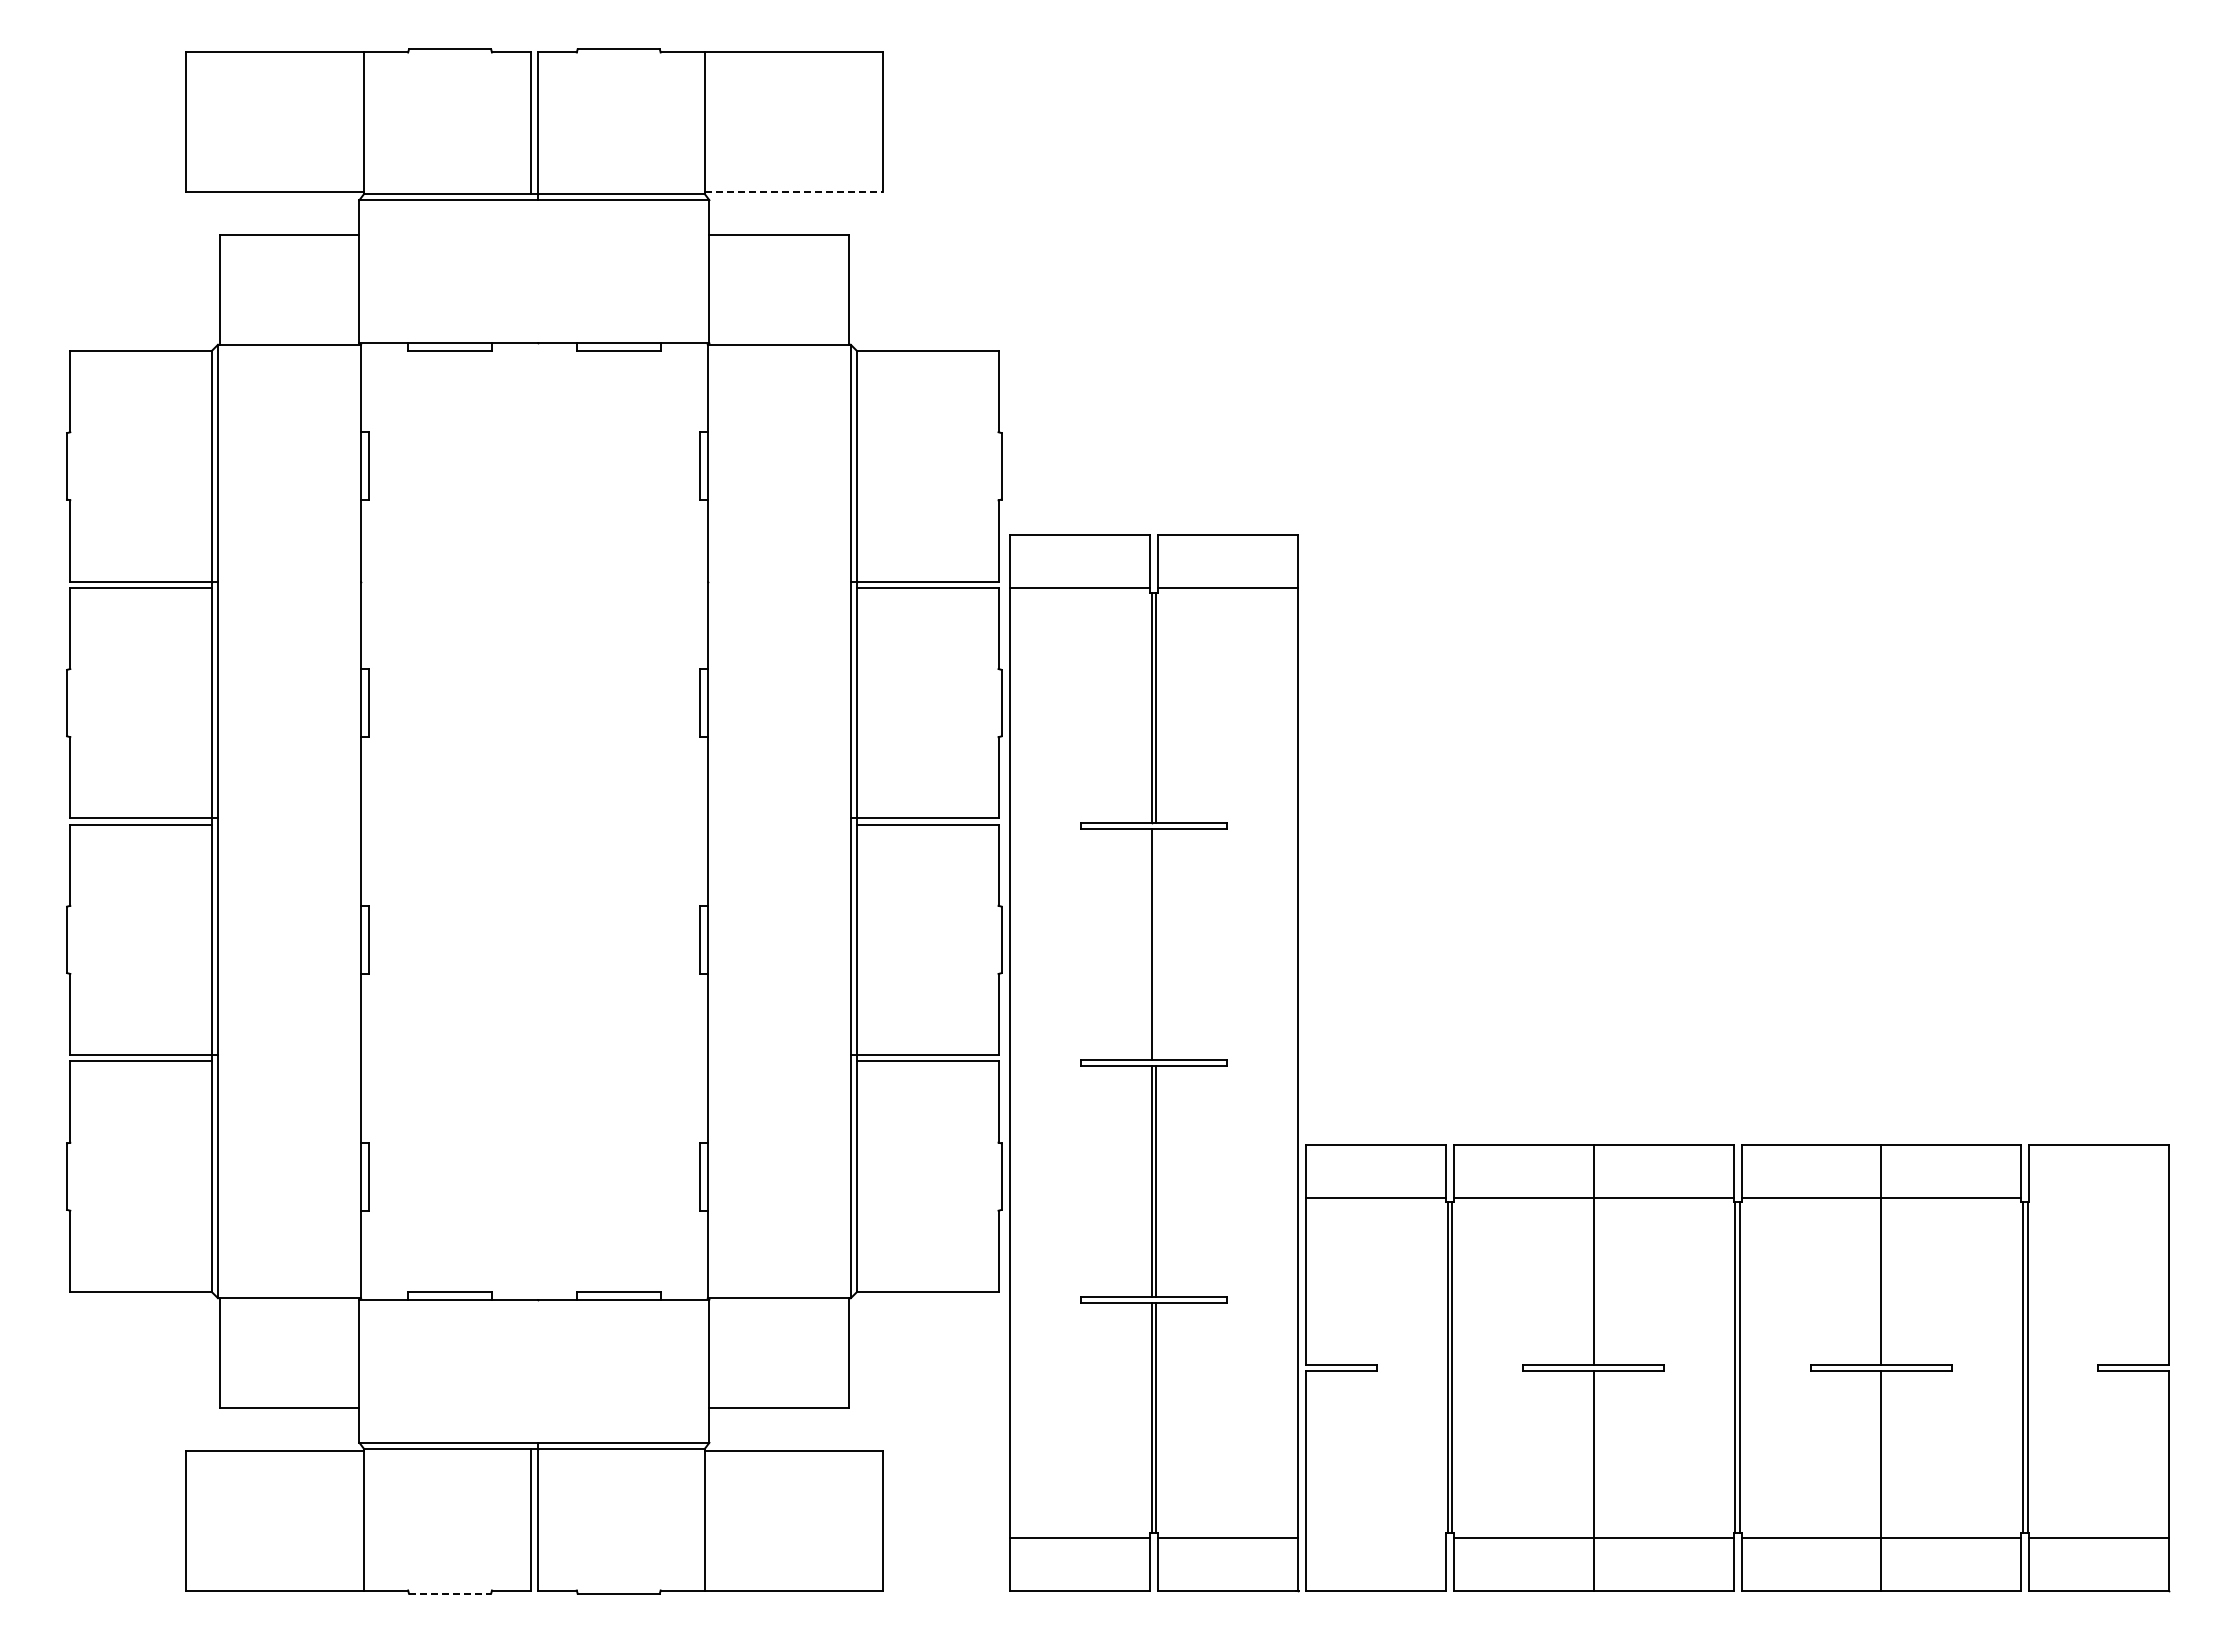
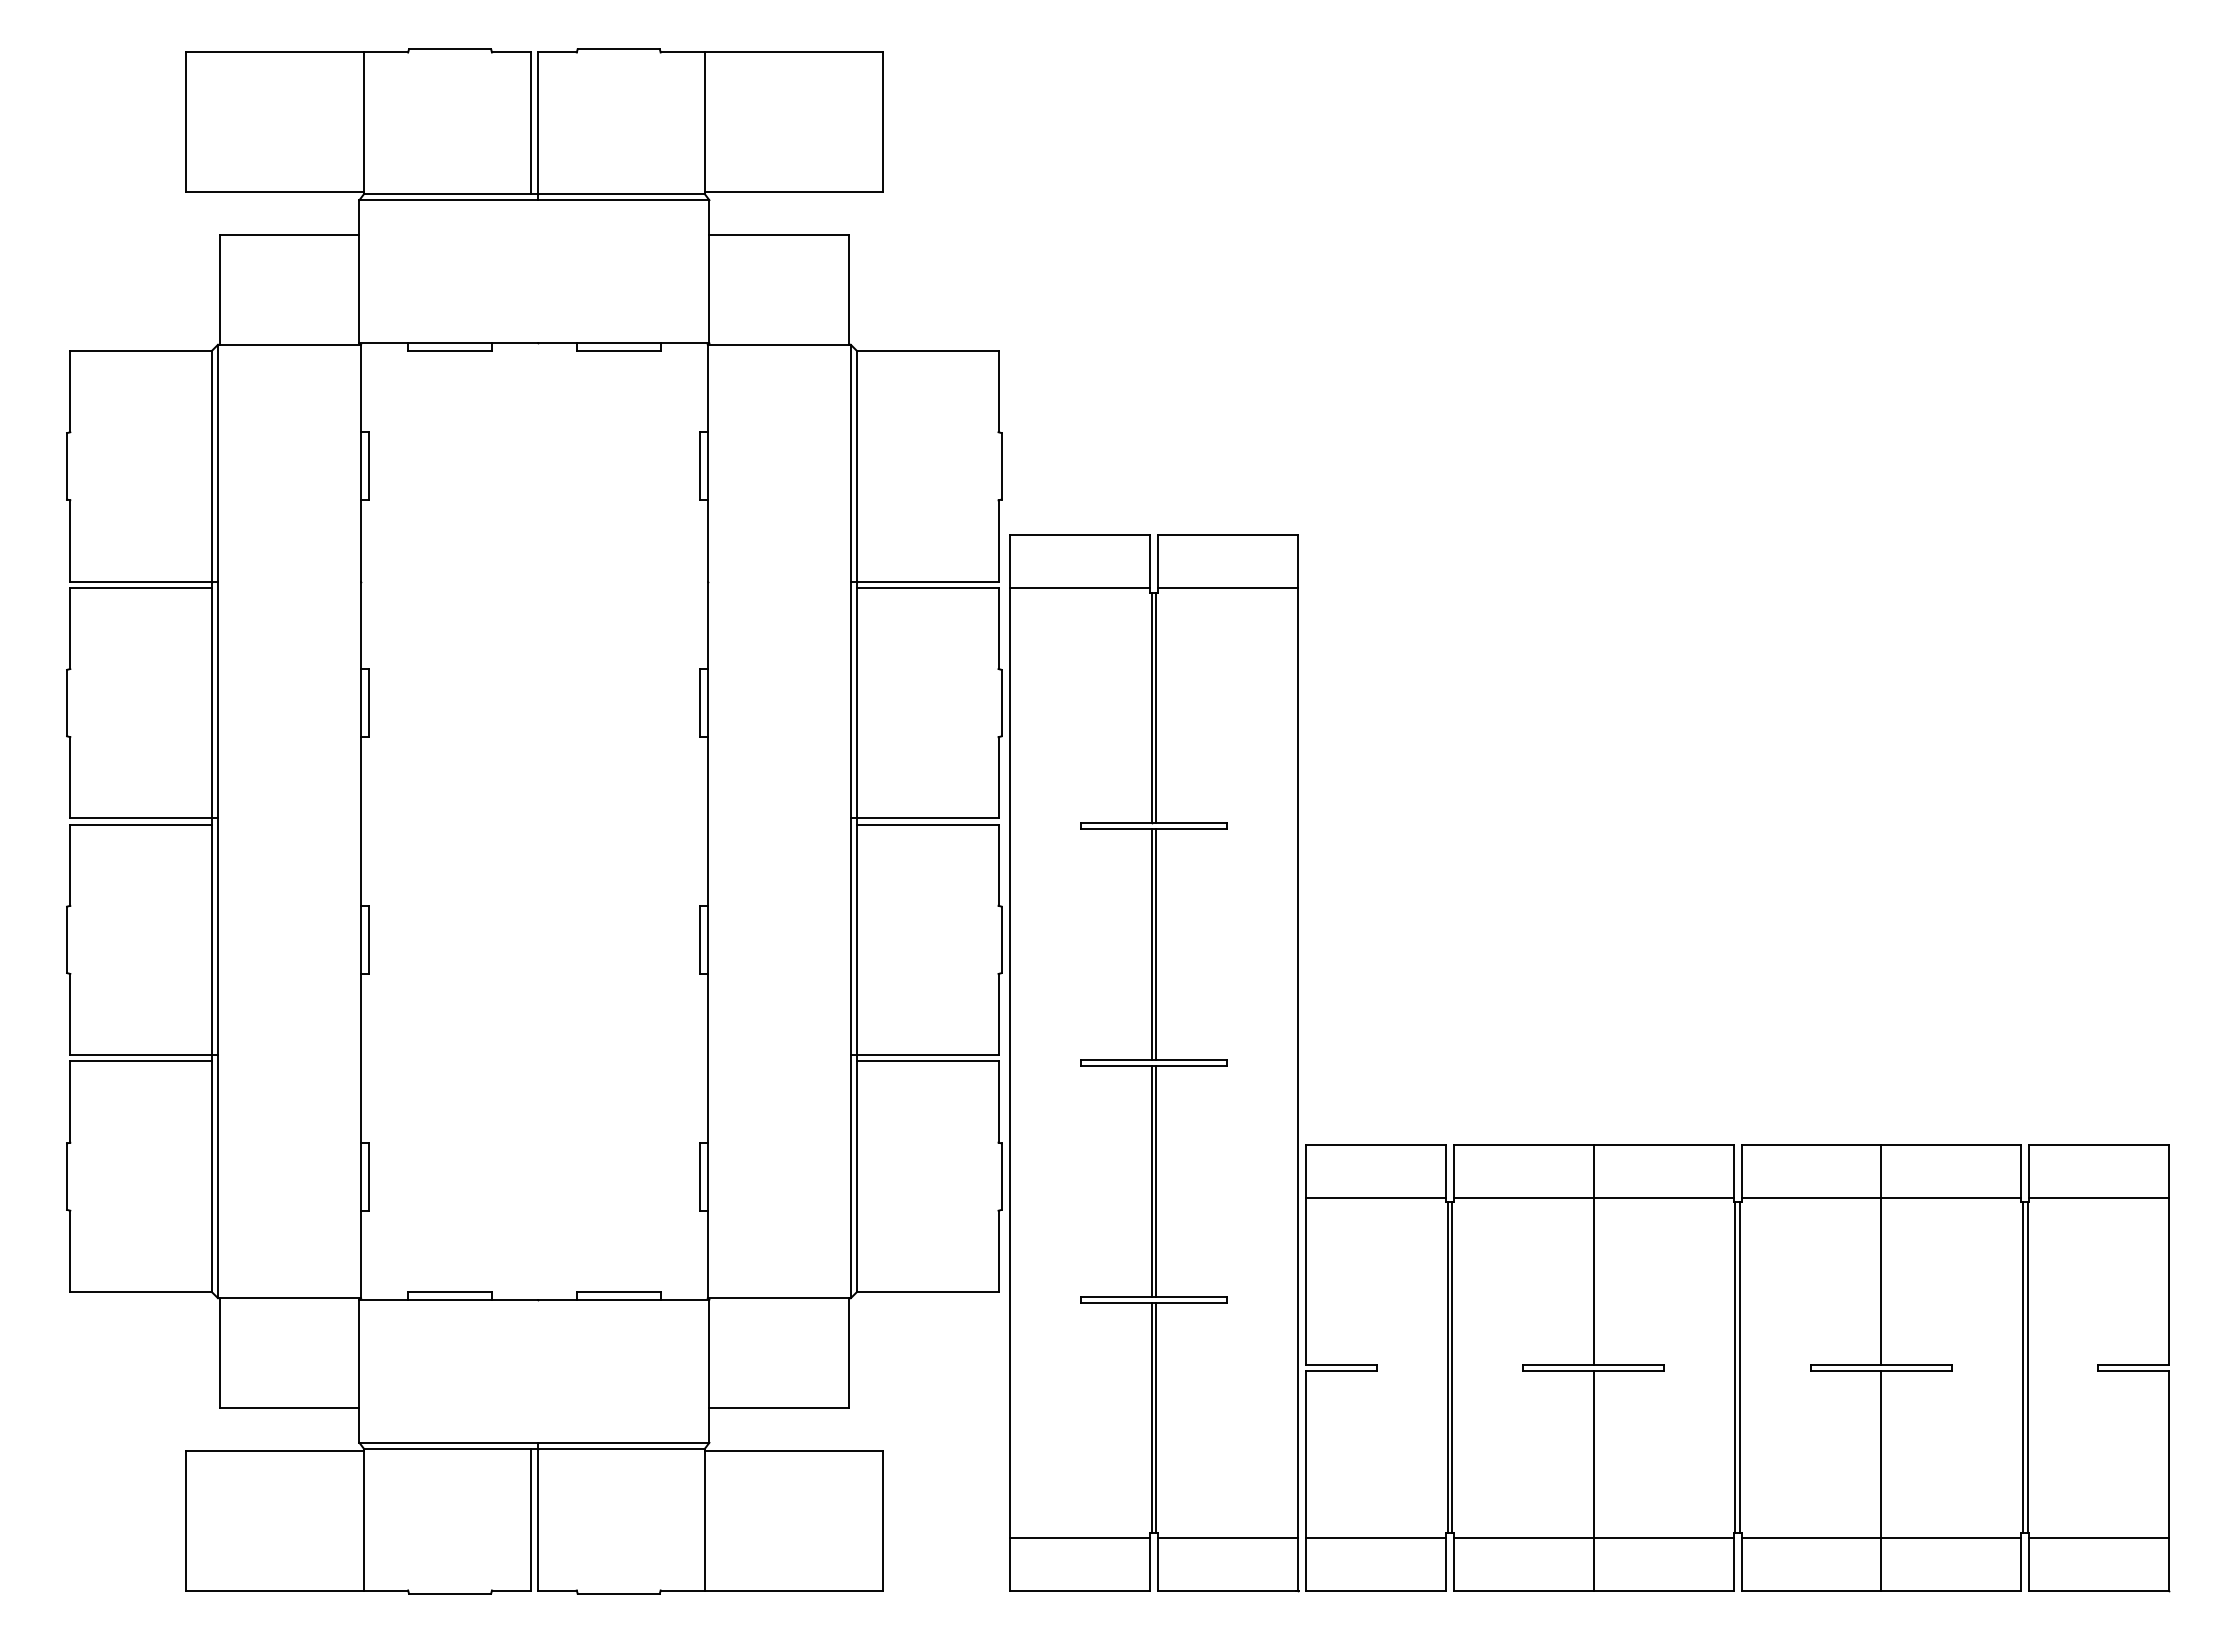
line: dashed -> solid (794, 192)
line: none -> present (1156, 944)
line: none -> present (2098, 1197)
line: none -> present (1376, 1538)
line: dashed -> solid (450, 1593)
